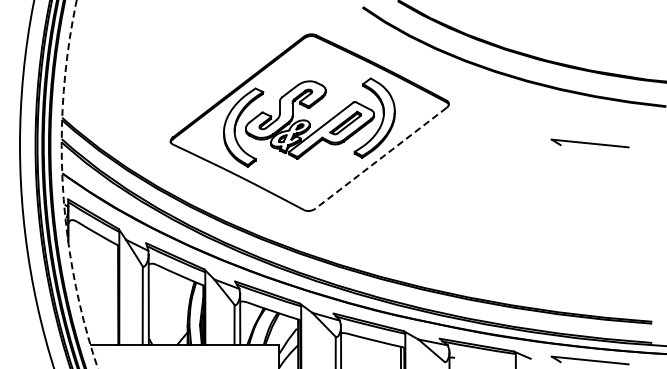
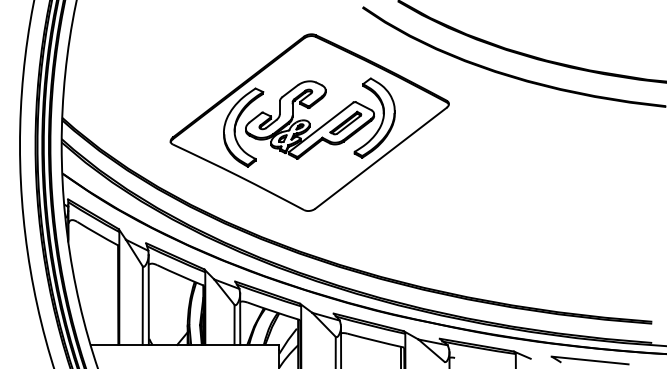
part: present -> none (589, 143)
line: dashed -> solid (381, 158)
circle: dashed -> solid (79, 184)
